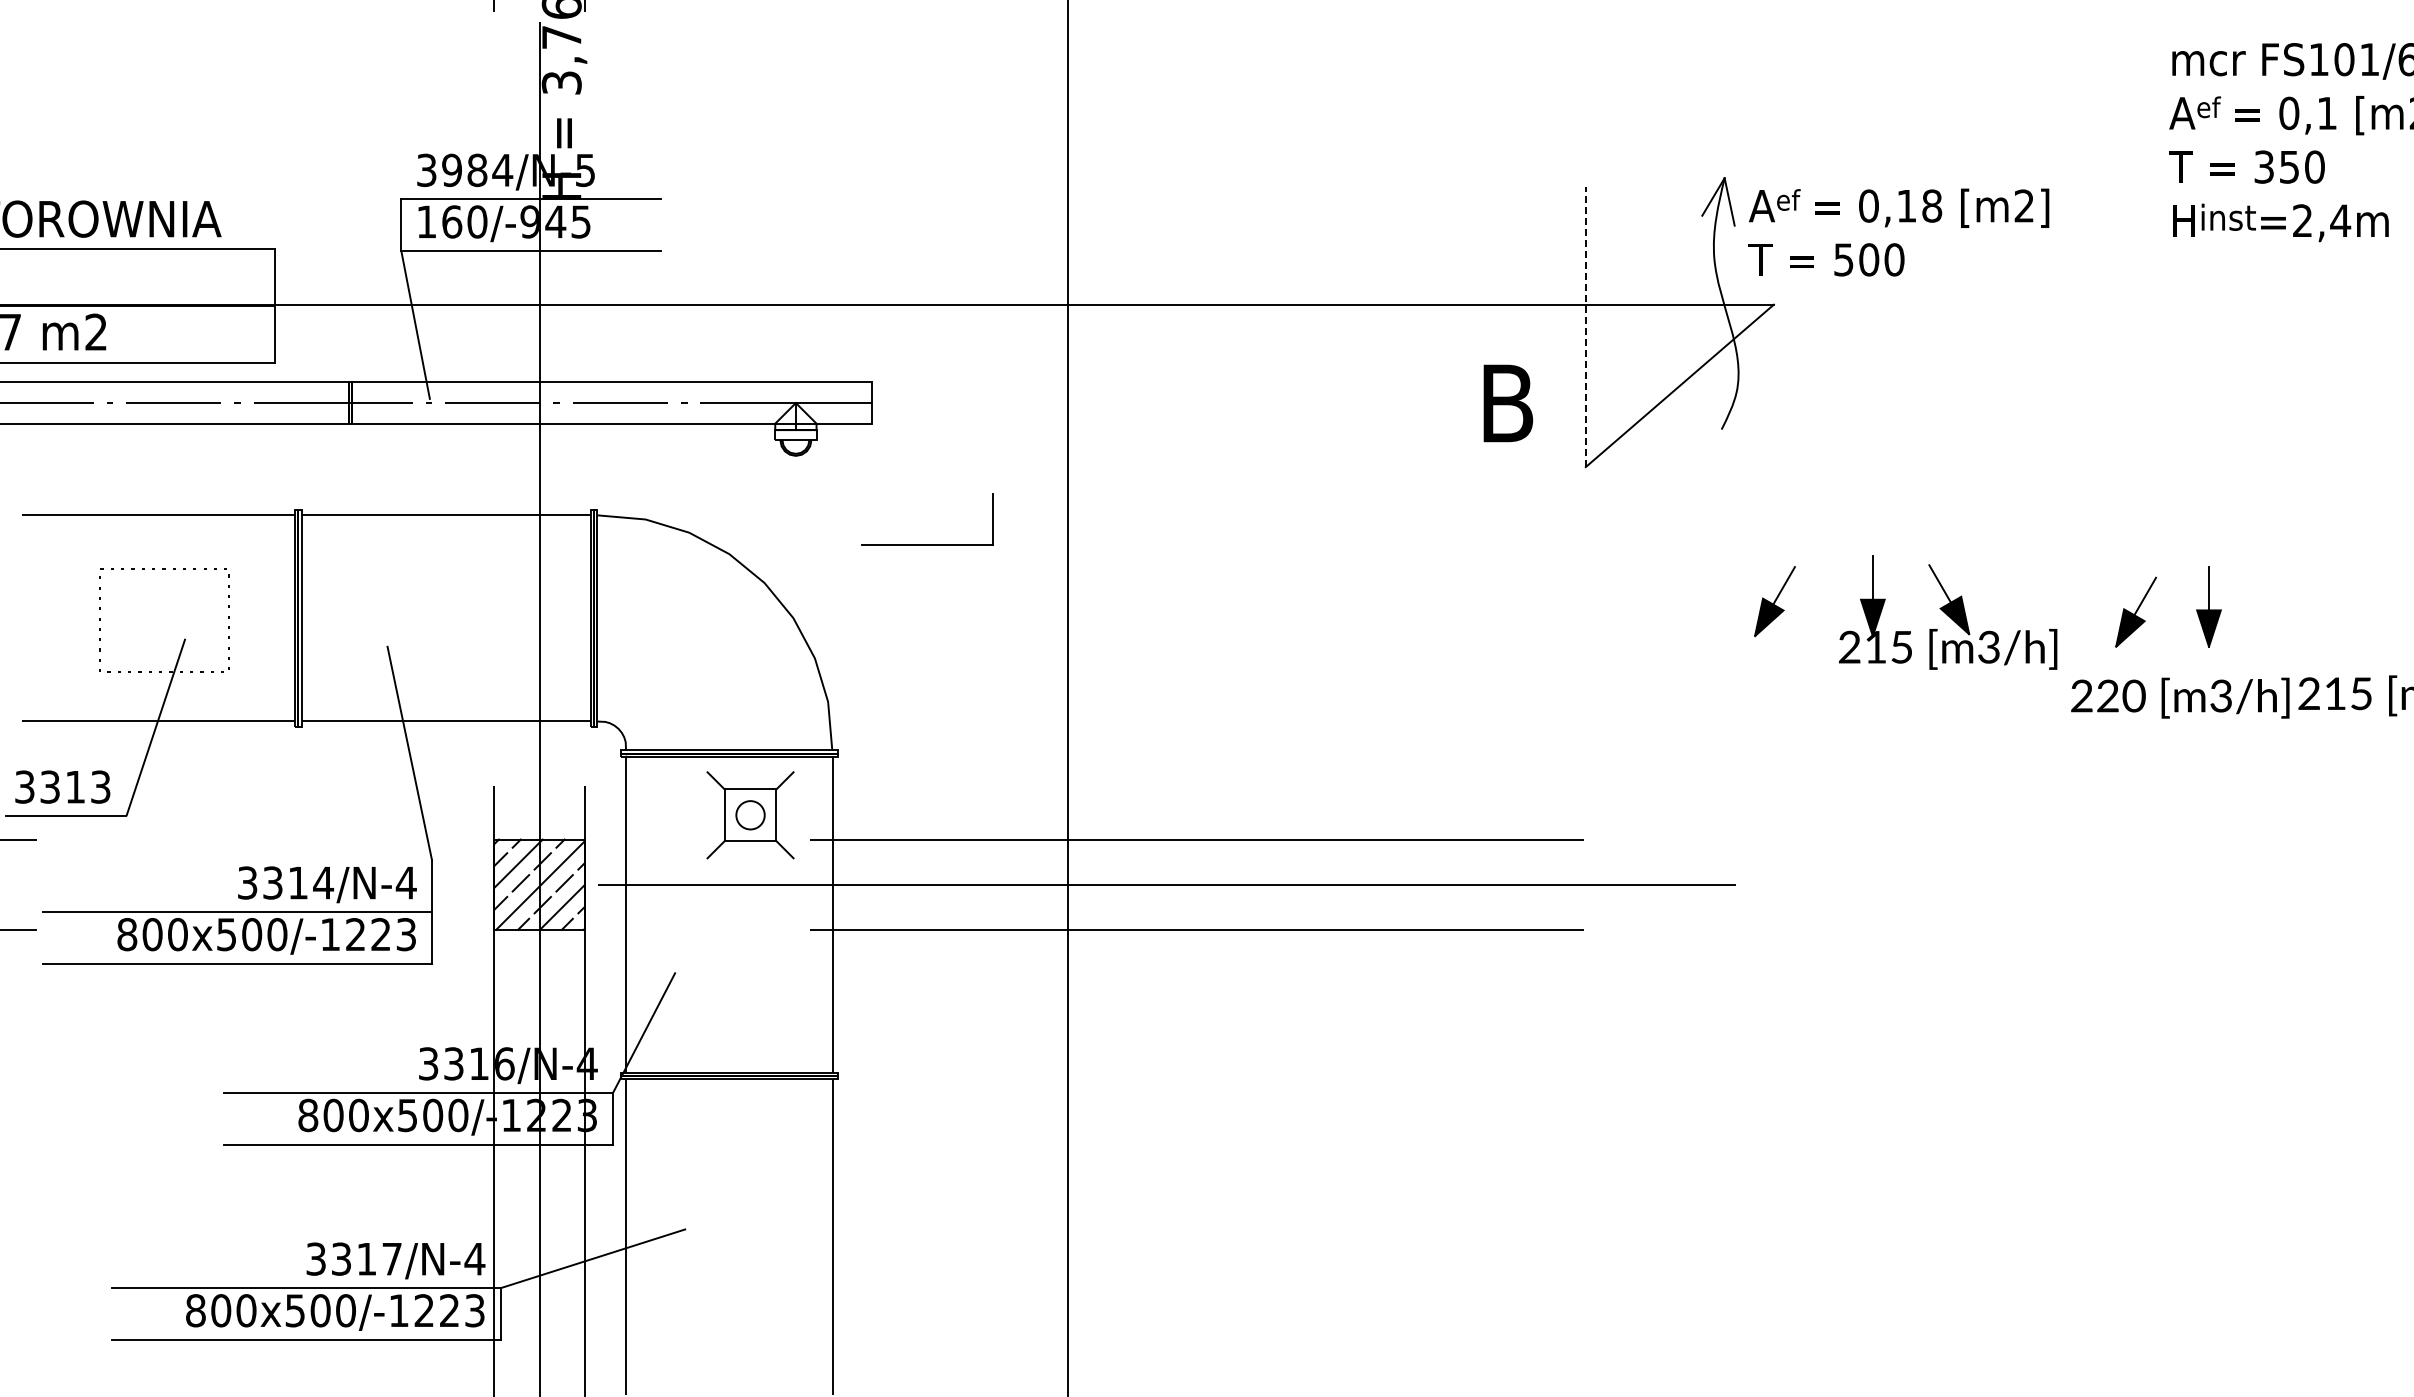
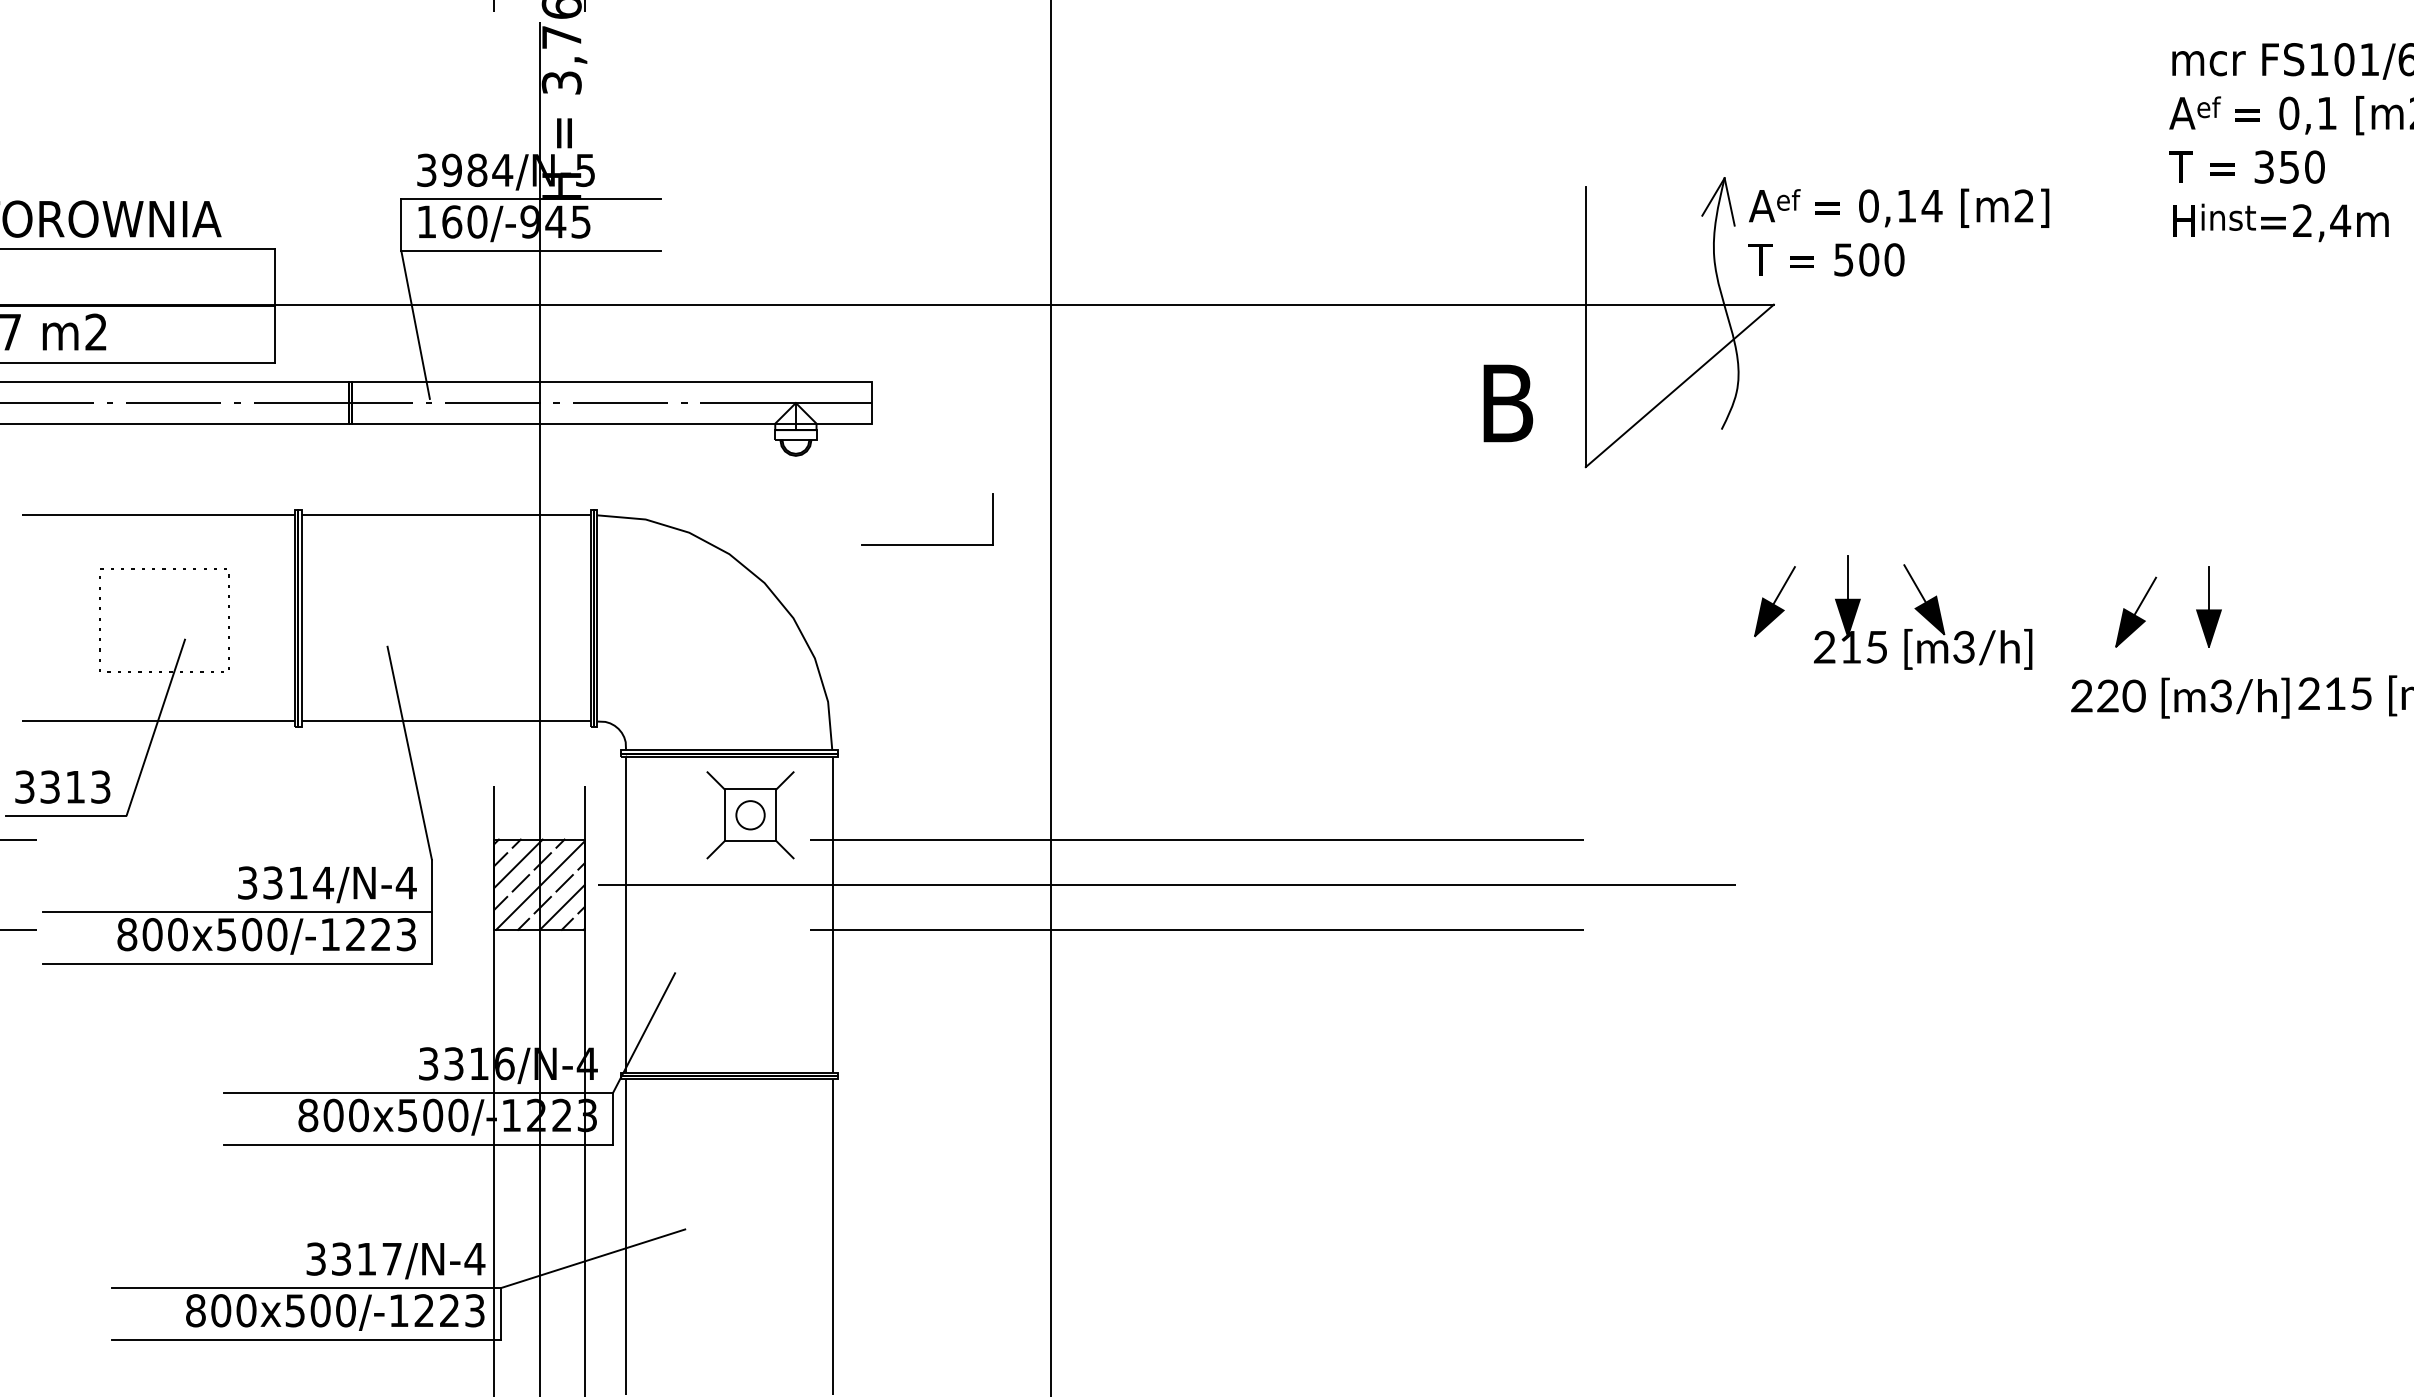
text: 0,18 -> 0,14 (1931, 205)
line: dashed -> solid (1585, 326)
part position: (1948, 612) -> (1923, 612) (1923, 612)
line position: (1068, 697) -> (1051, 697) (1051, 697)
